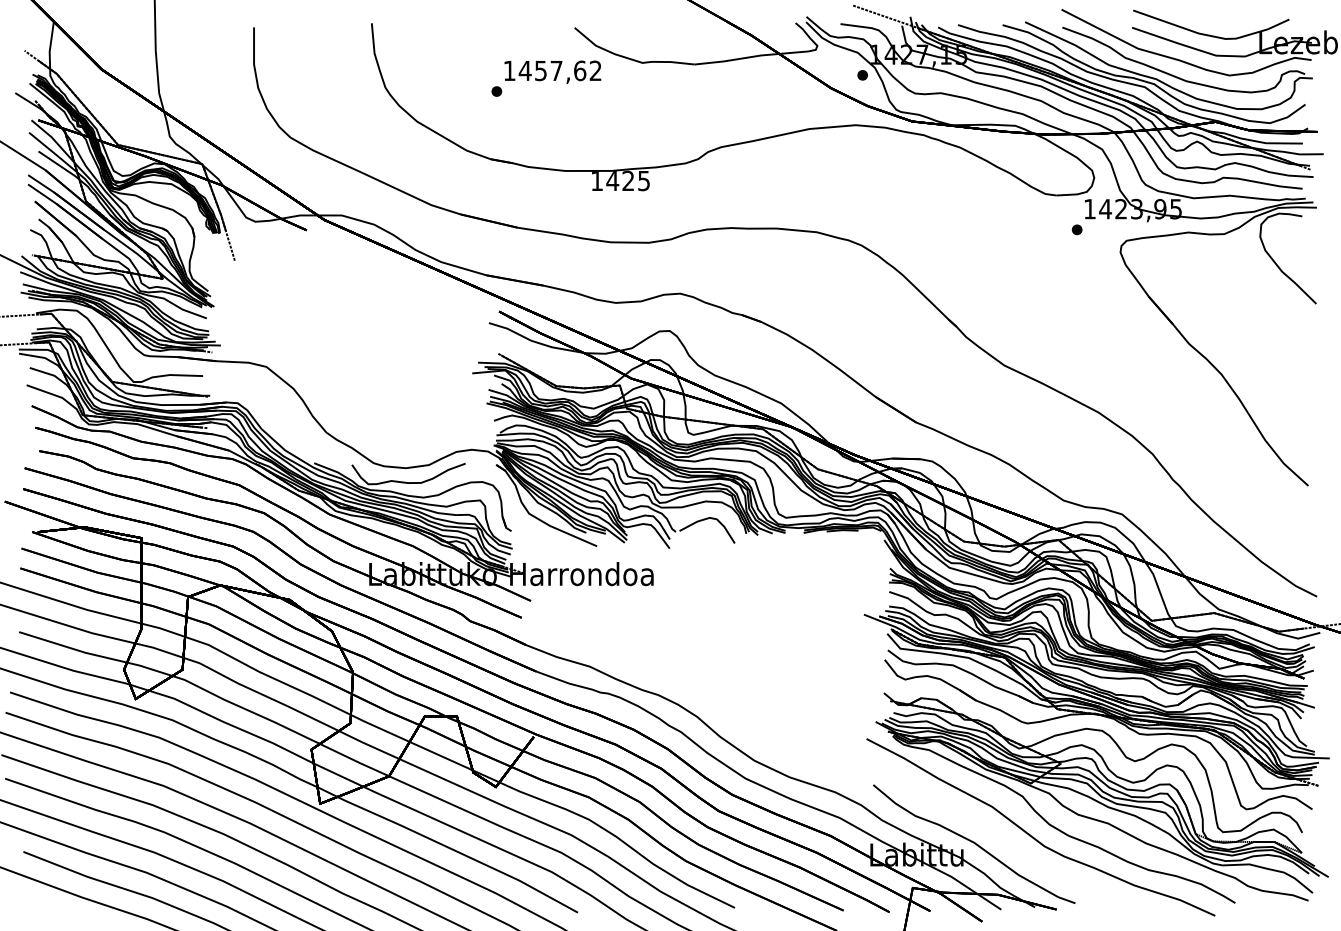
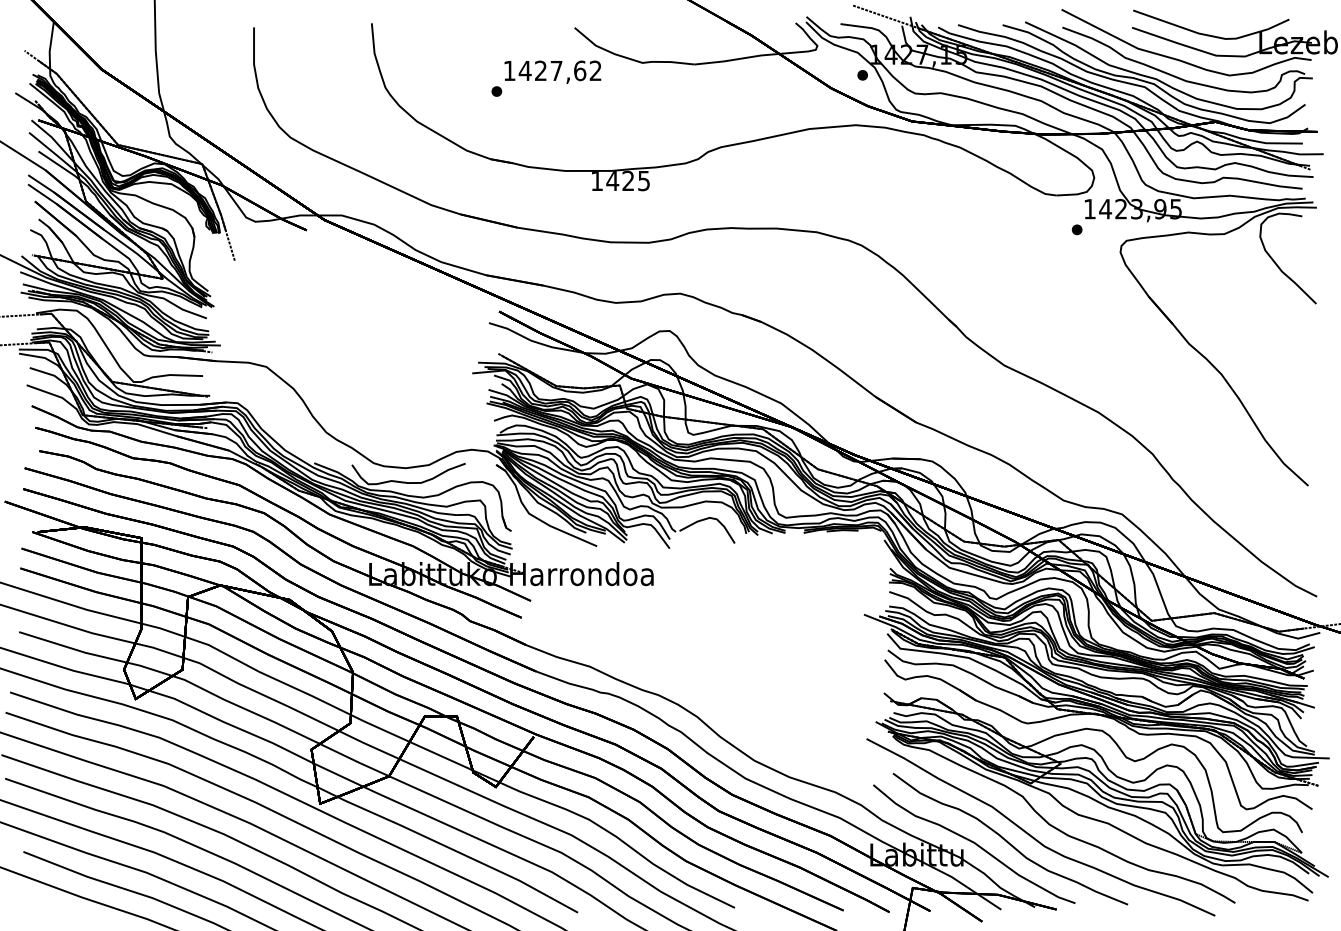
text: 1457,62 -> 1427,62 (540, 70)
curve: none -> present (1007, 840)
